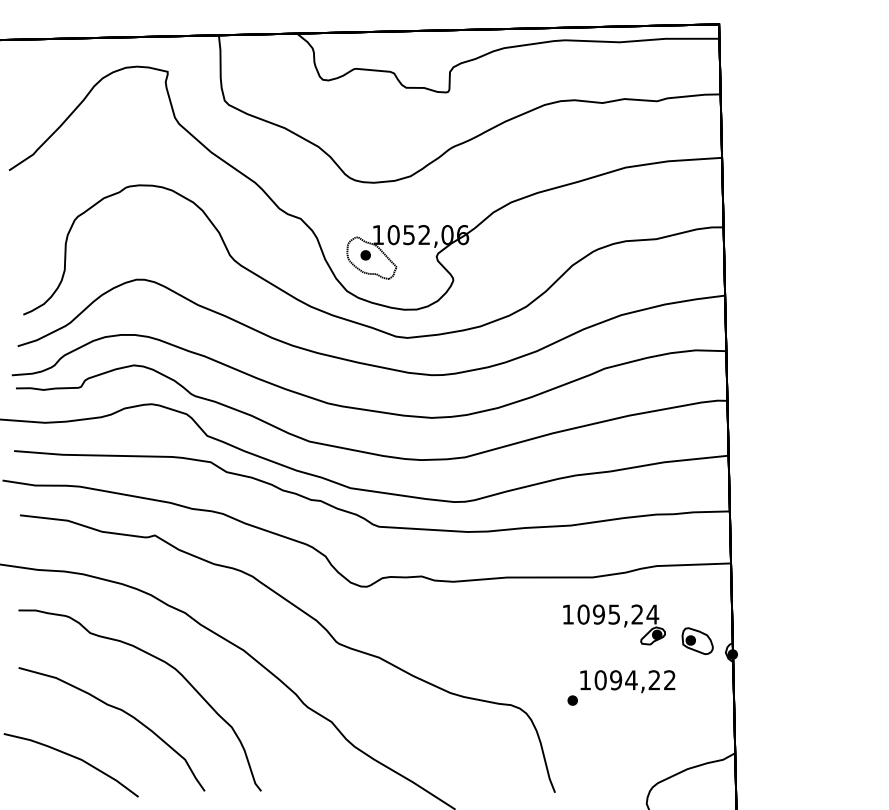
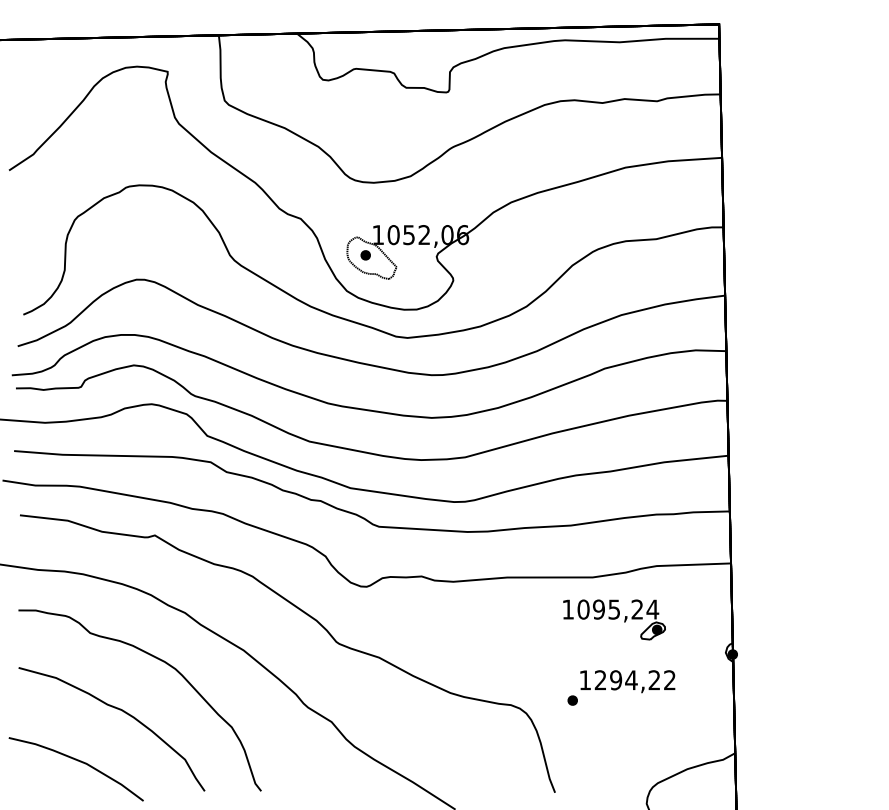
part position: (614, 624) -> (614, 619) (614, 619)
part: present -> none (697, 641)
text: 1094,22 -> 1294,22 (600, 680)
curve position: (72, 757) -> (77, 761) (77, 761)
